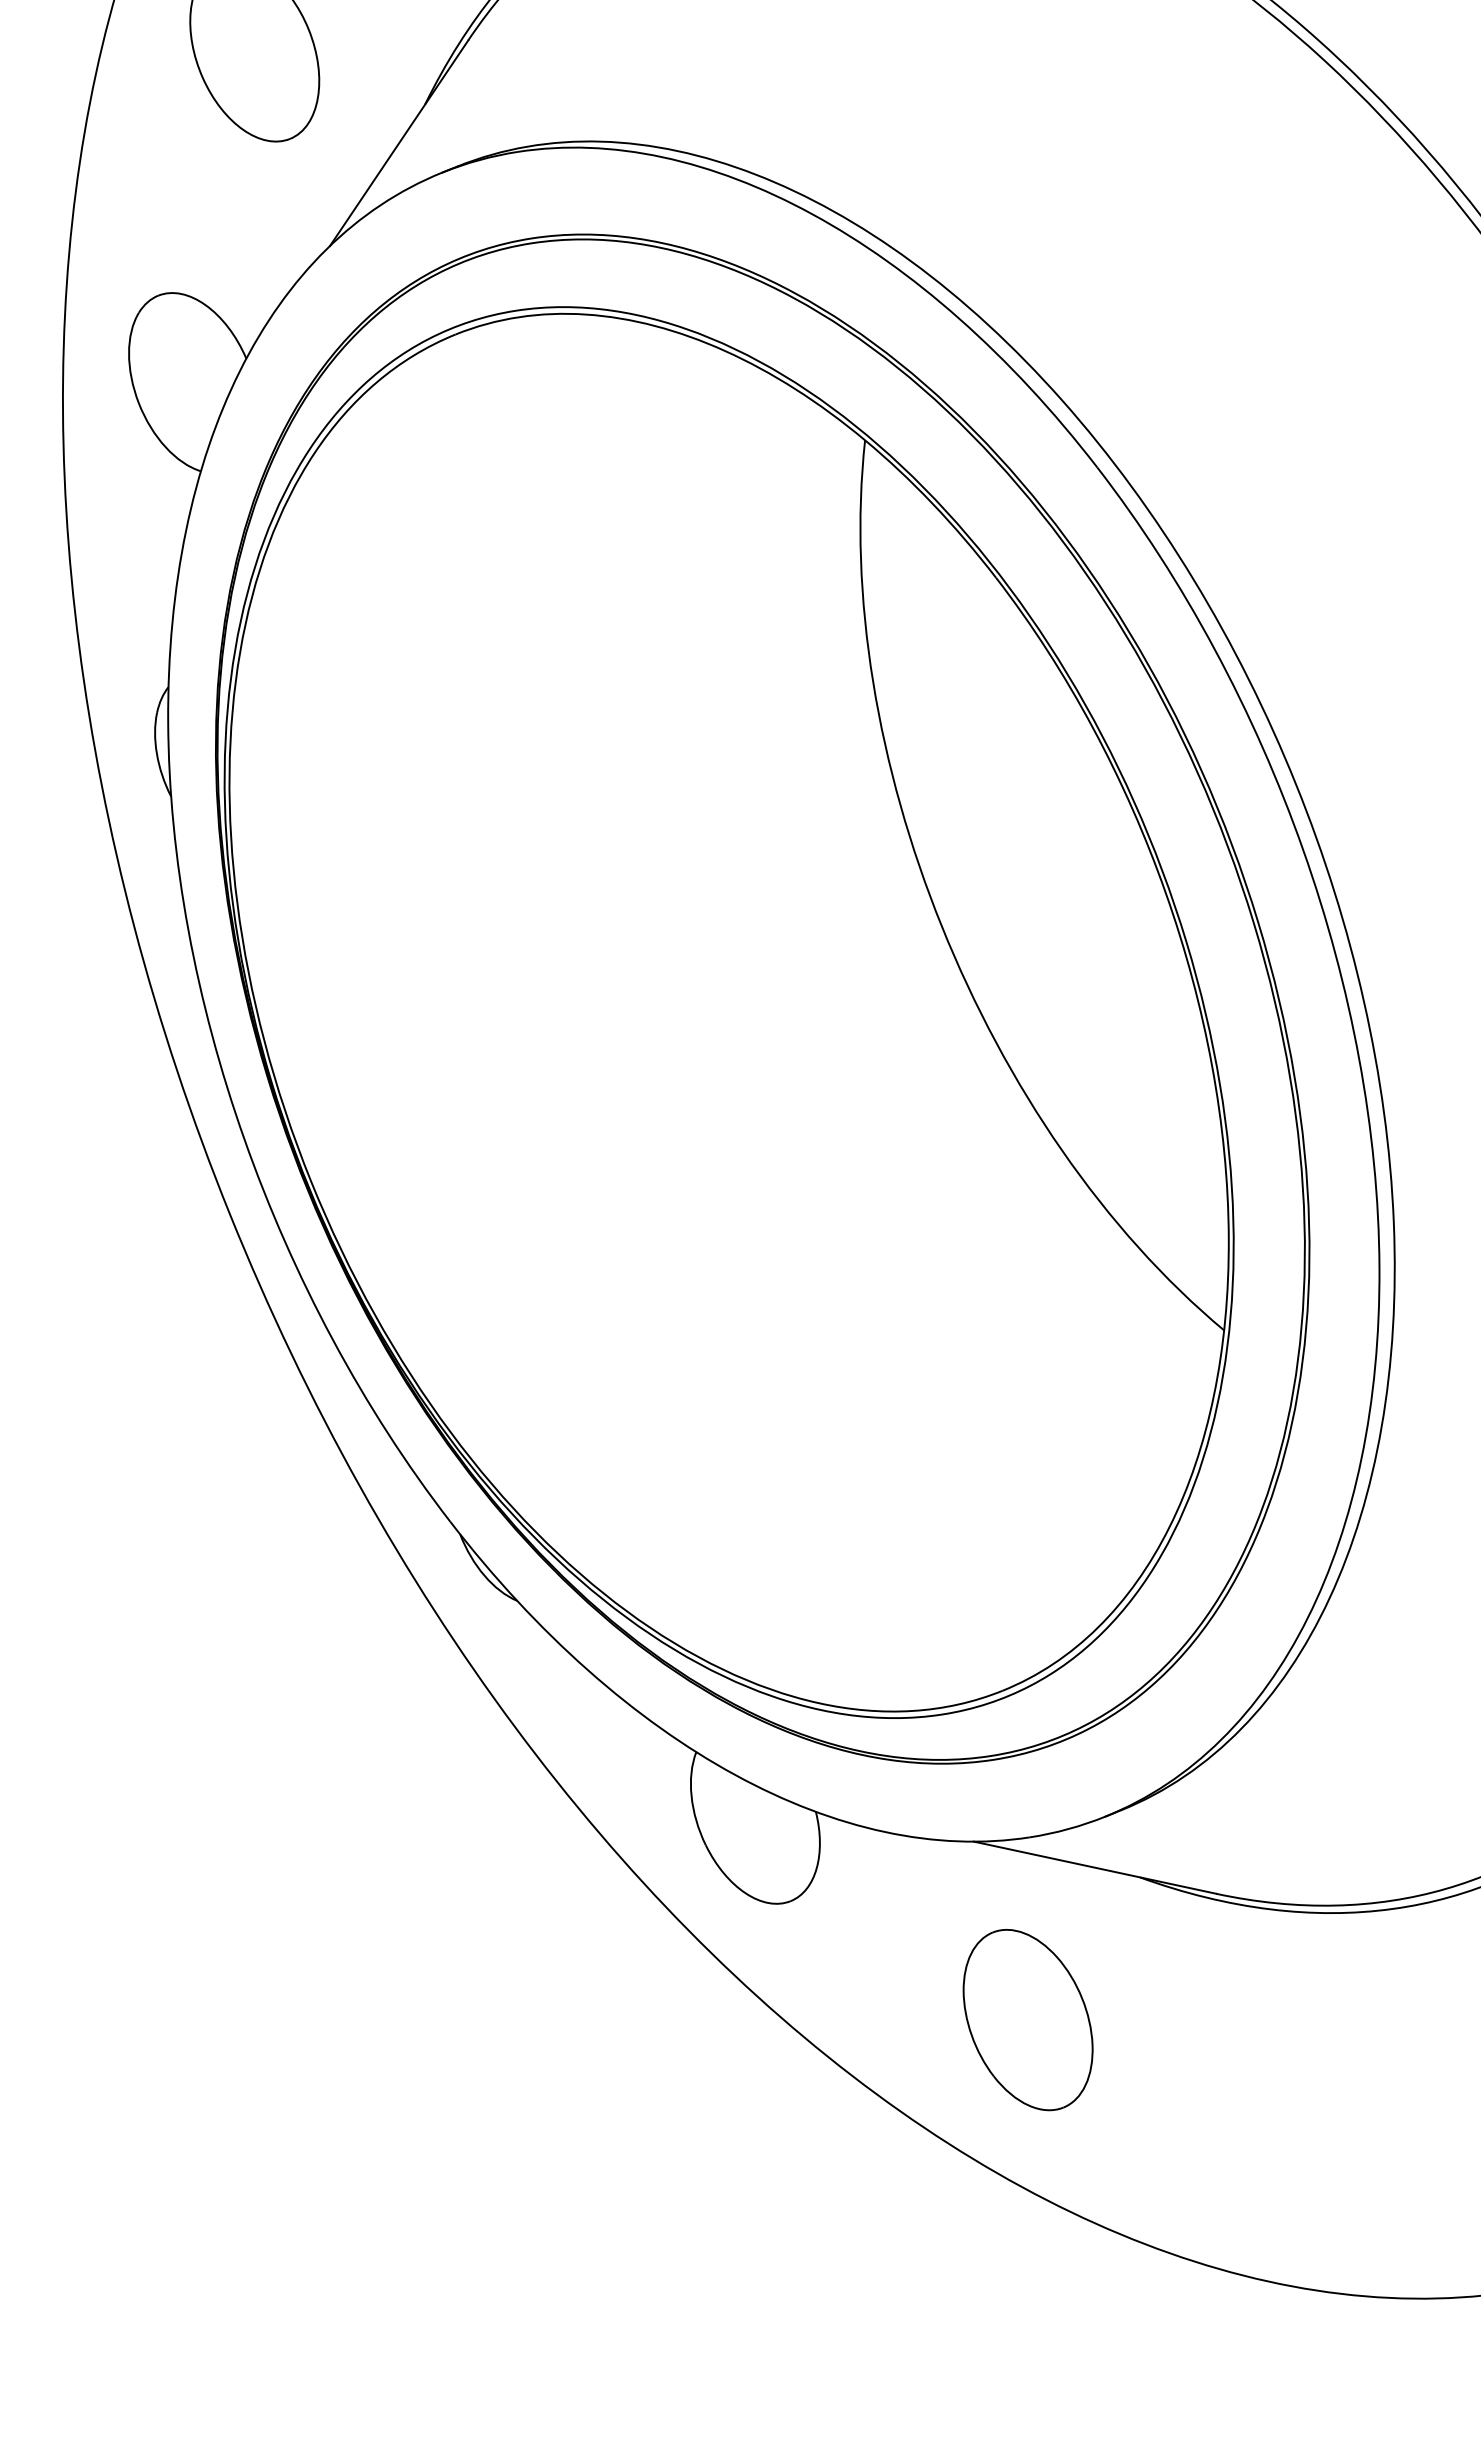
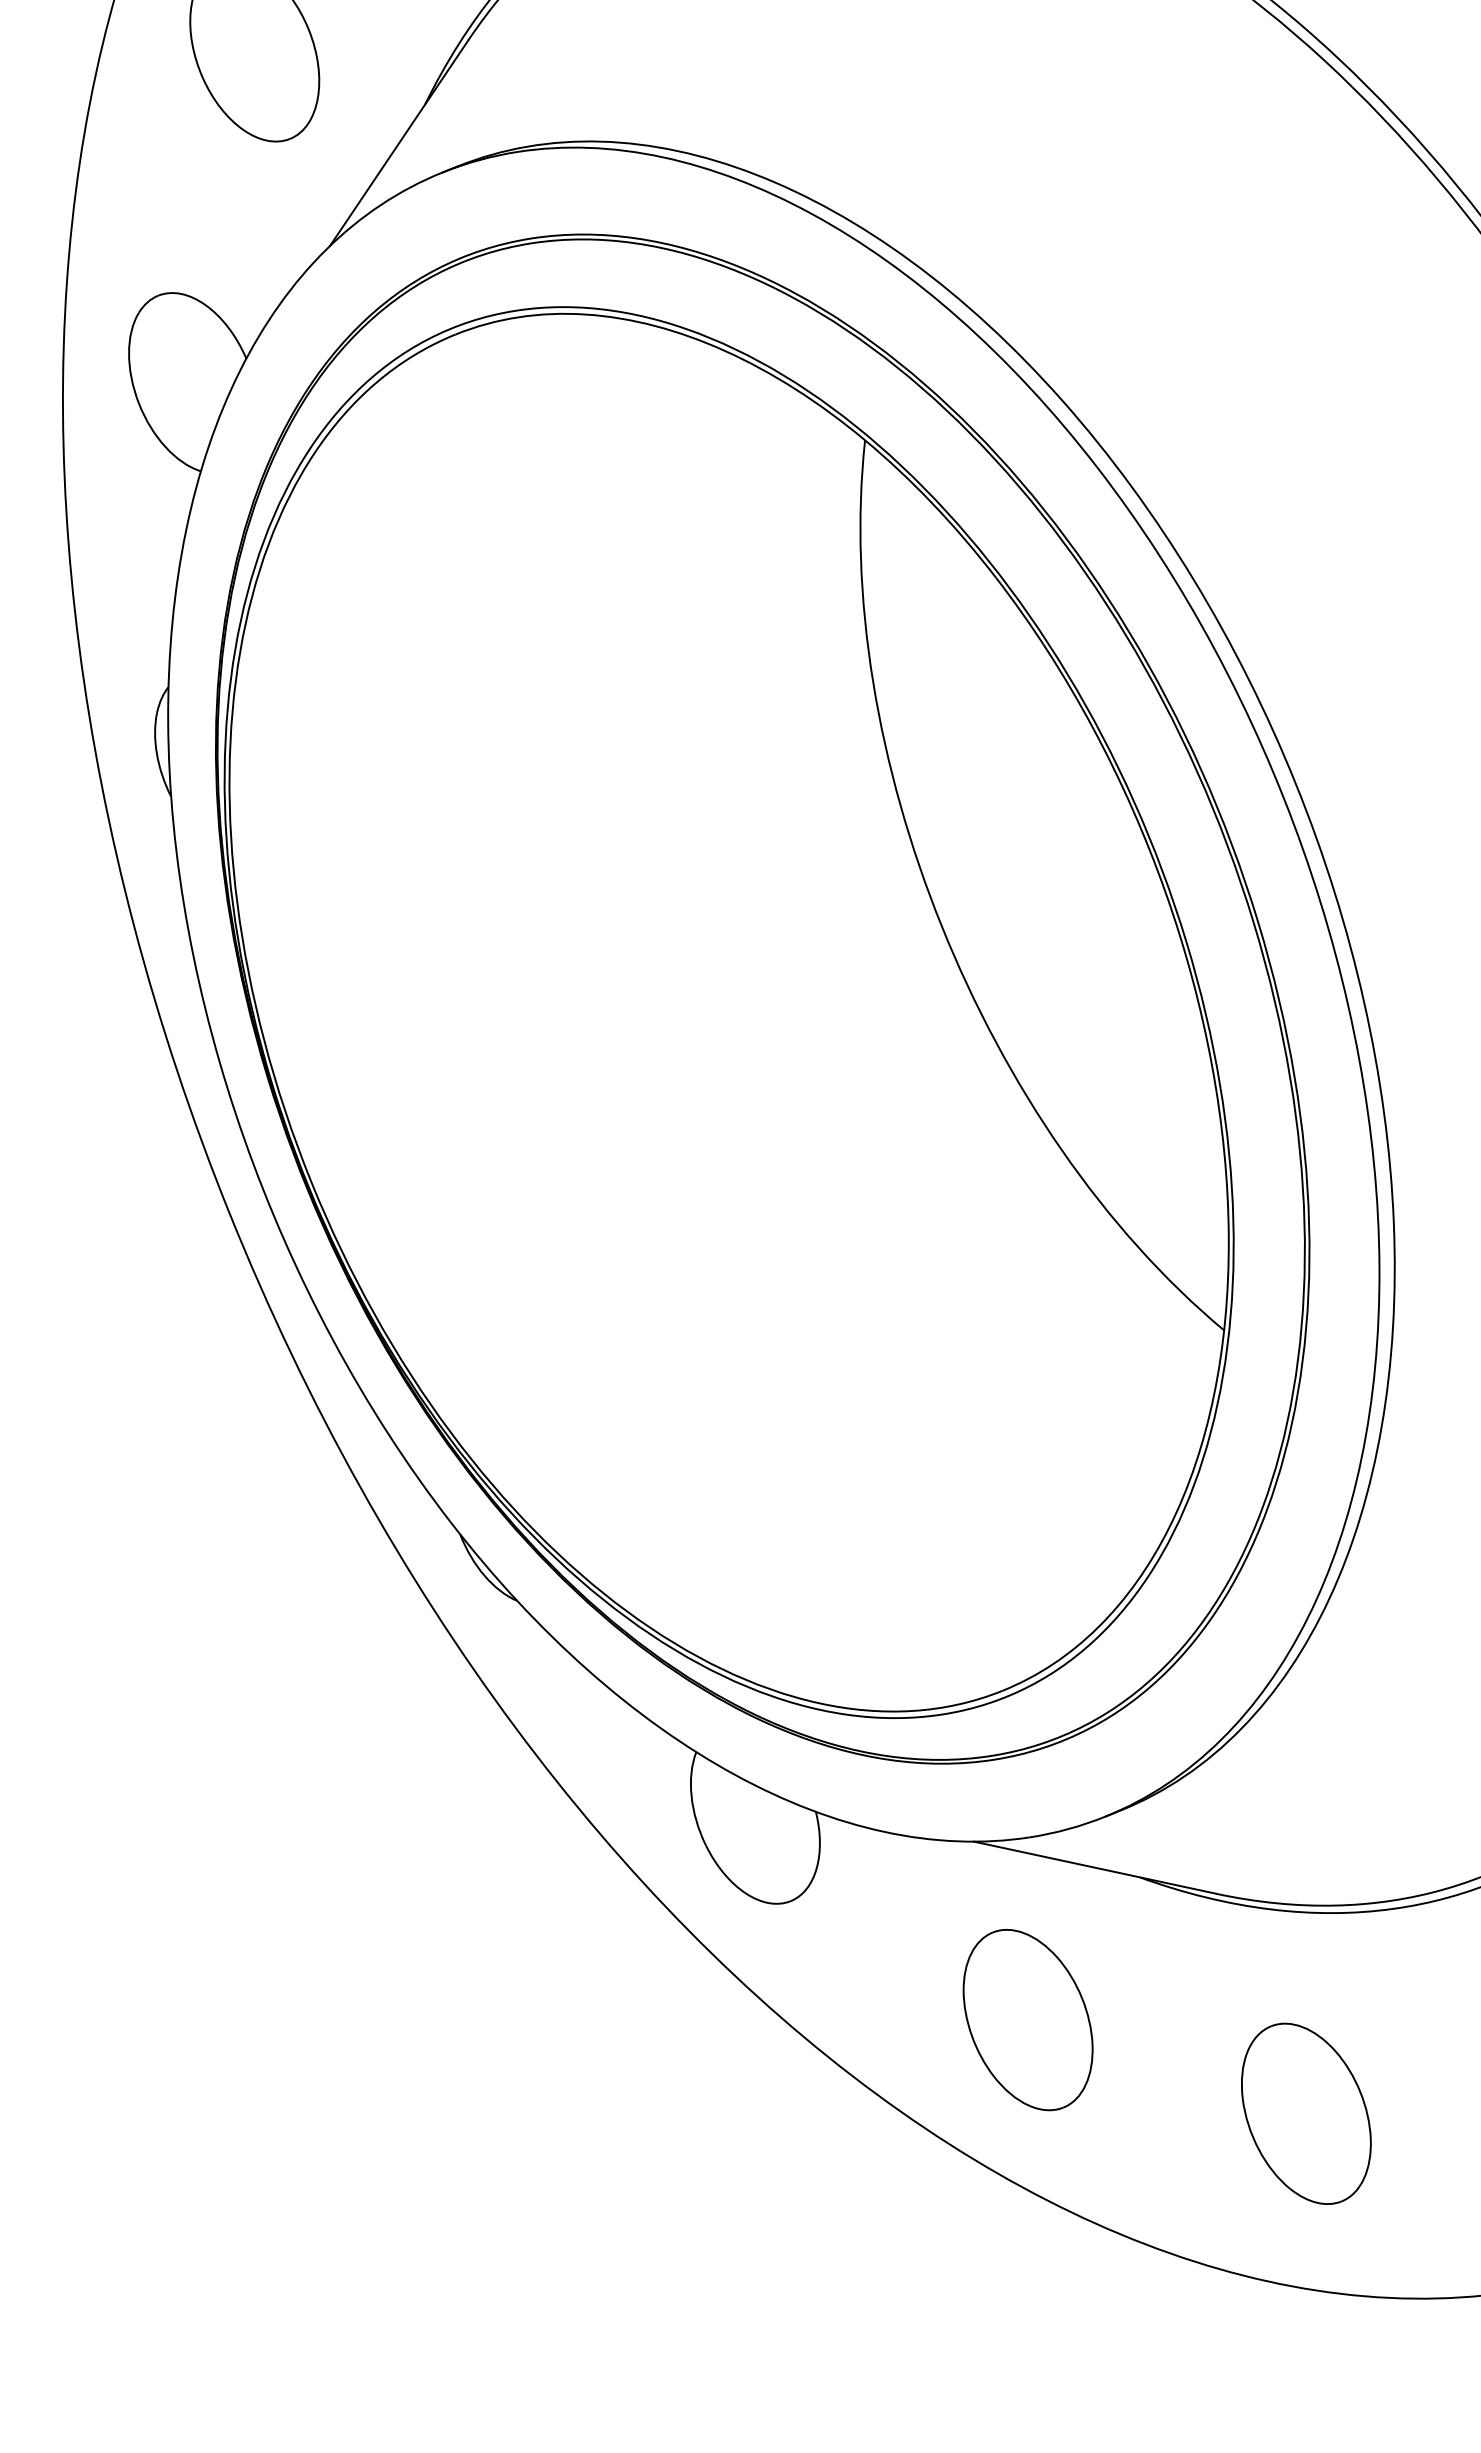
part: none -> present (1306, 2113)
